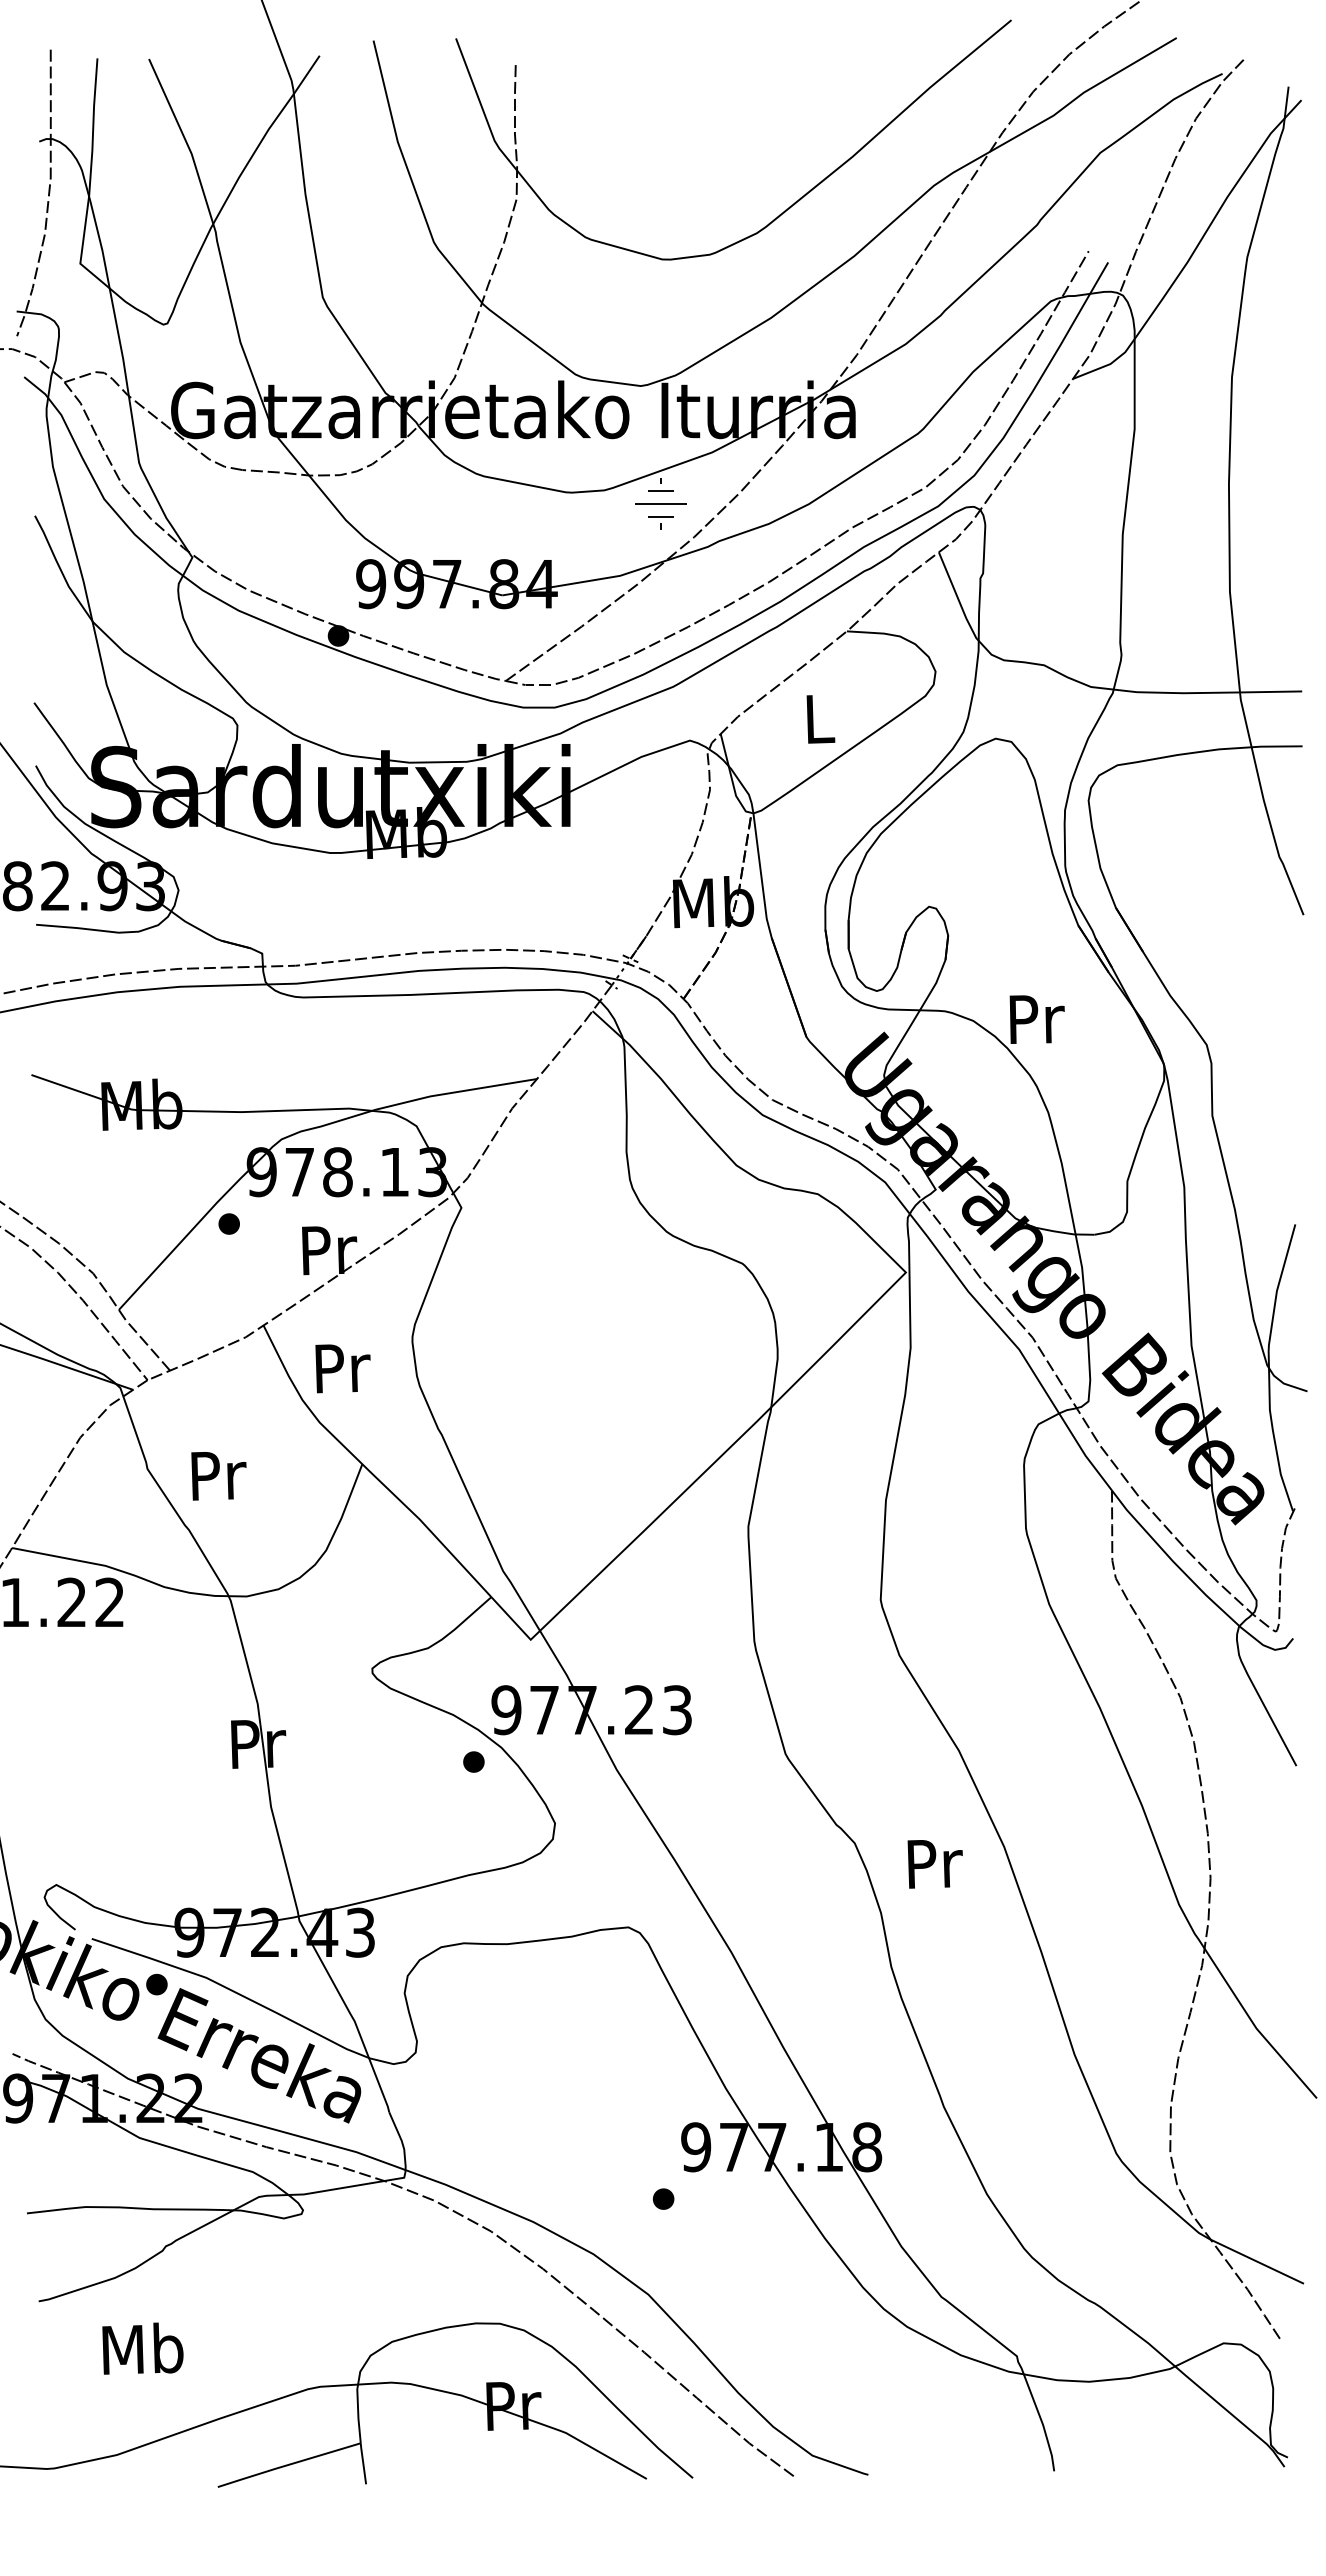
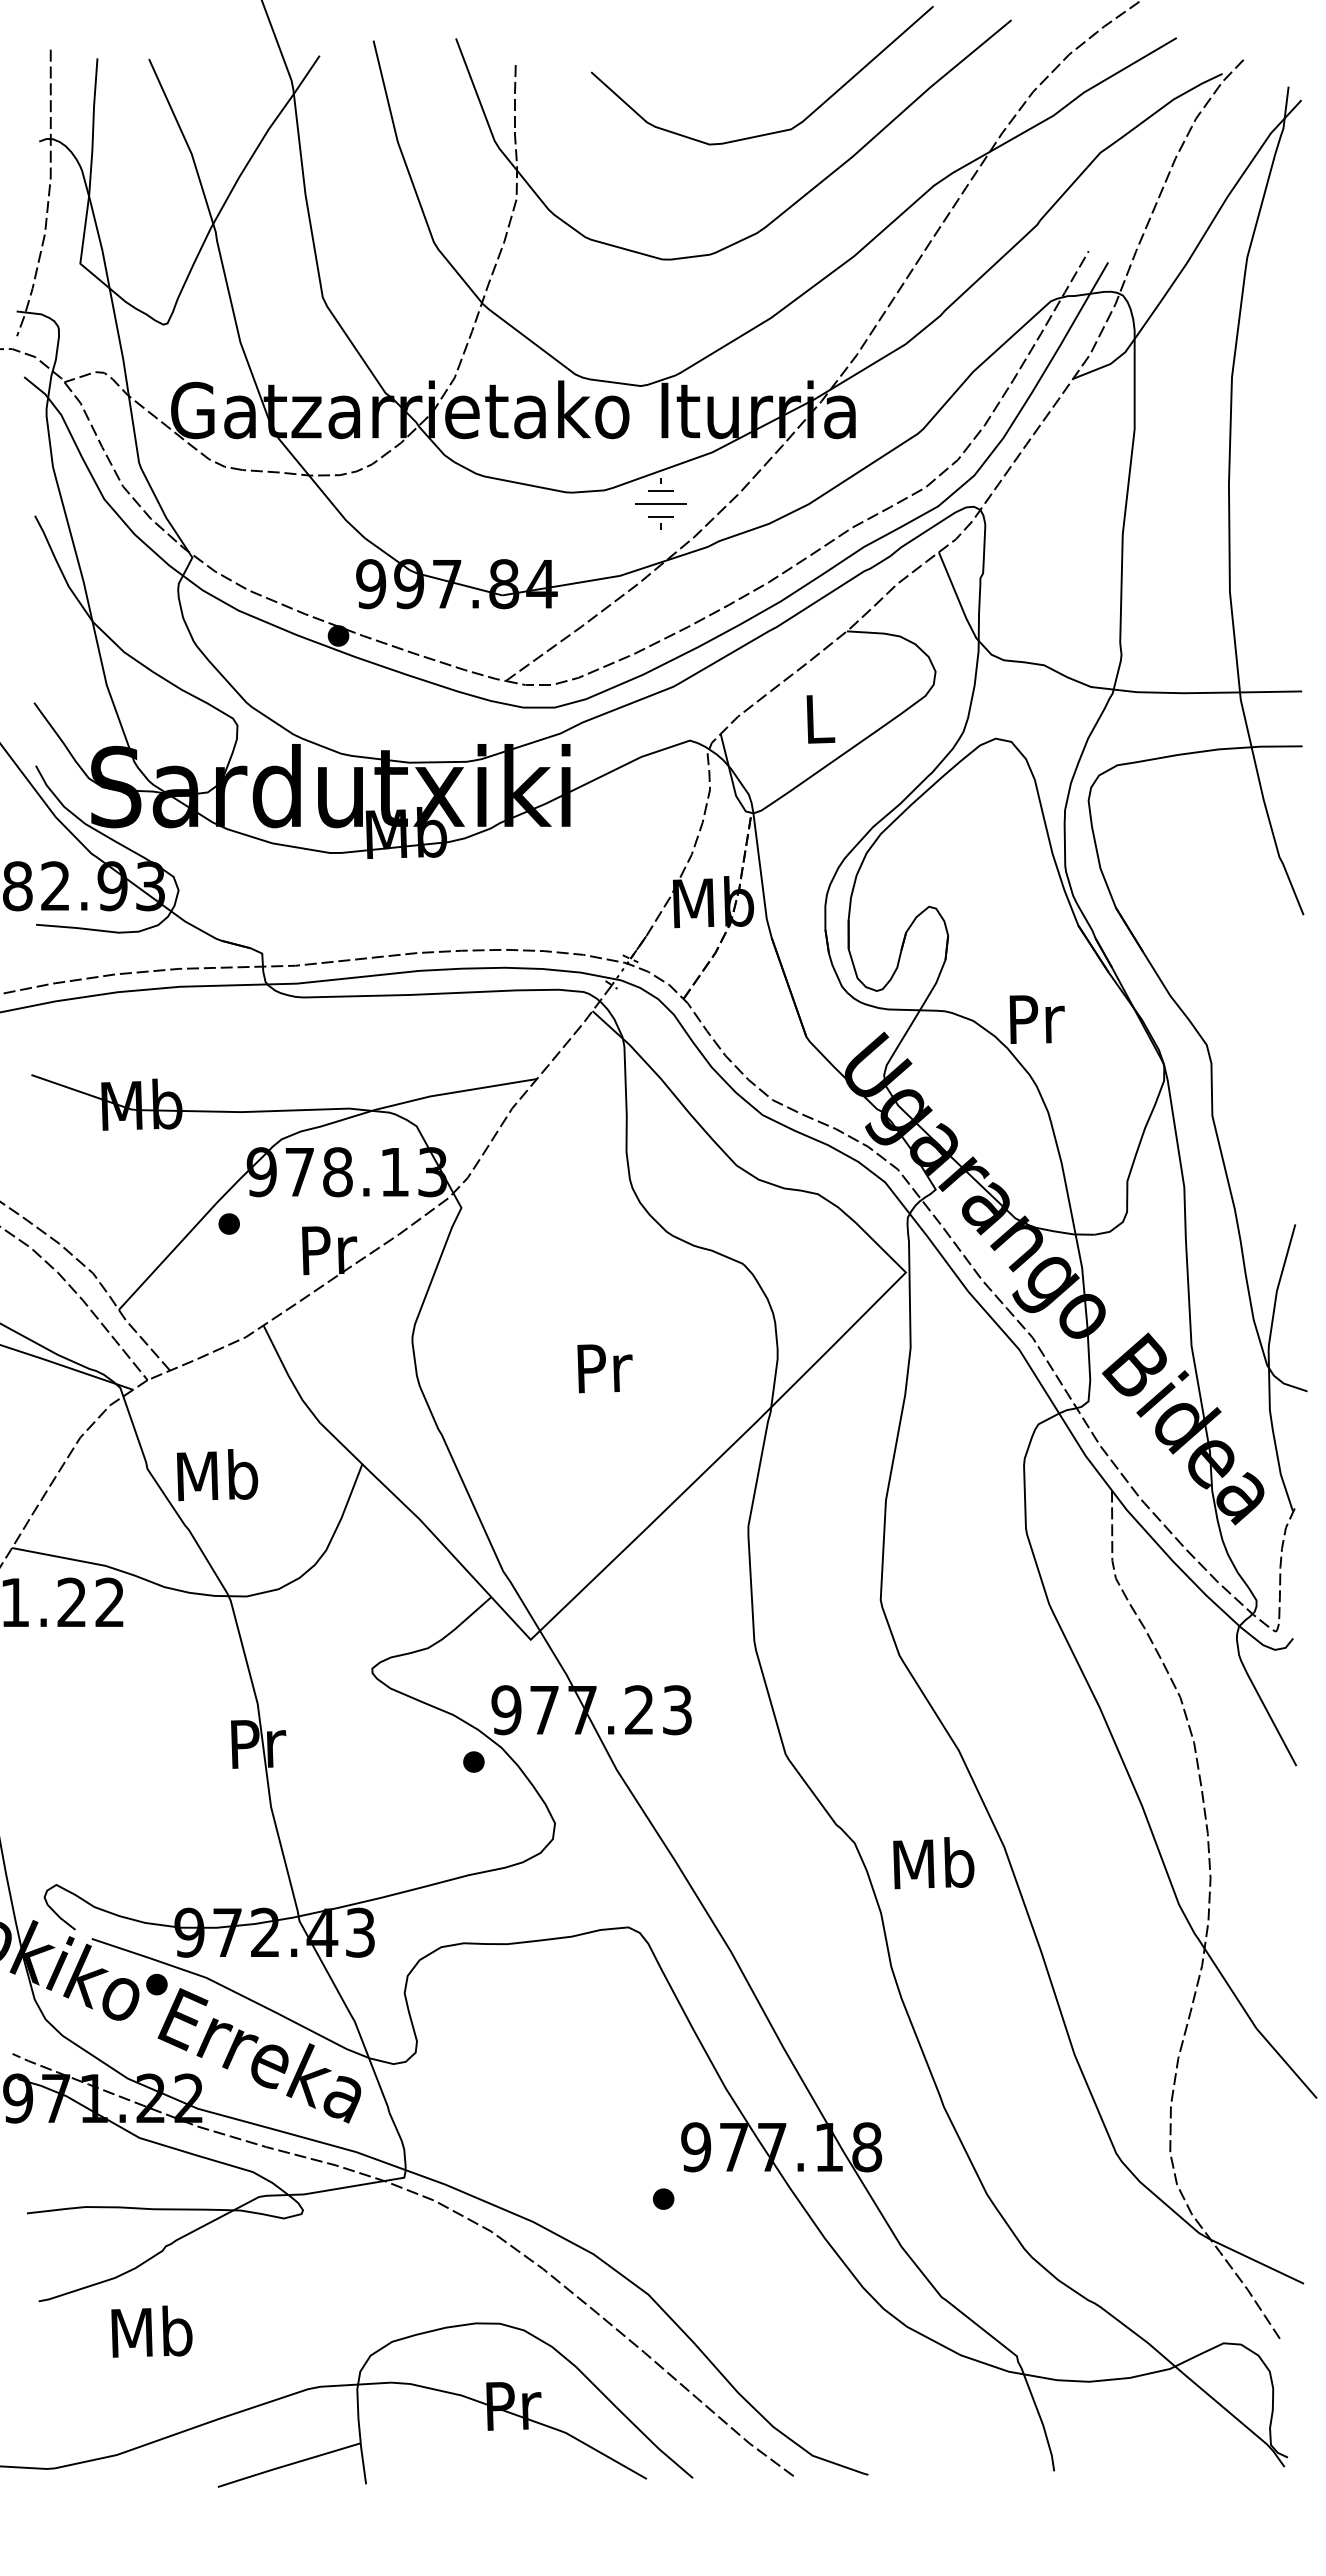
curve: none -> present (774, 131)
text position: (342, 1368) -> (604, 1368) (604, 1368)
text: Pr -> Mb (217, 1475)
text: Pr -> Mb (933, 1863)
text position: (142, 2348) -> (151, 2331) (151, 2331)
